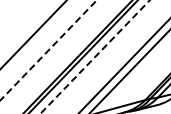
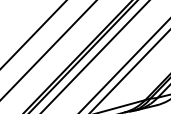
line: dashed -> solid (49, 49)
line: dashed -> solid (94, 57)
